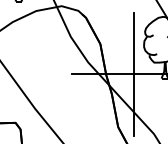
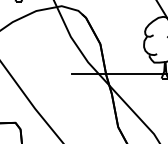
line: present -> none (133, 73)
